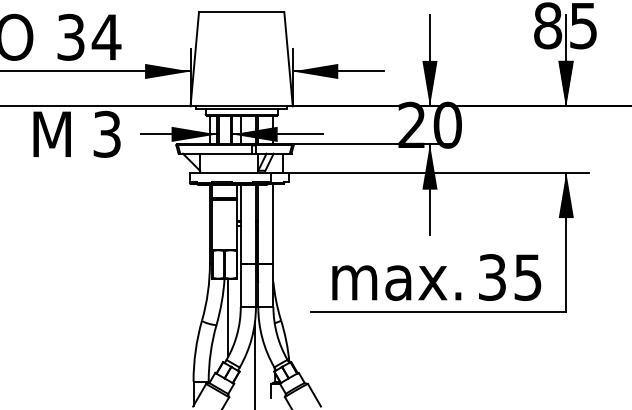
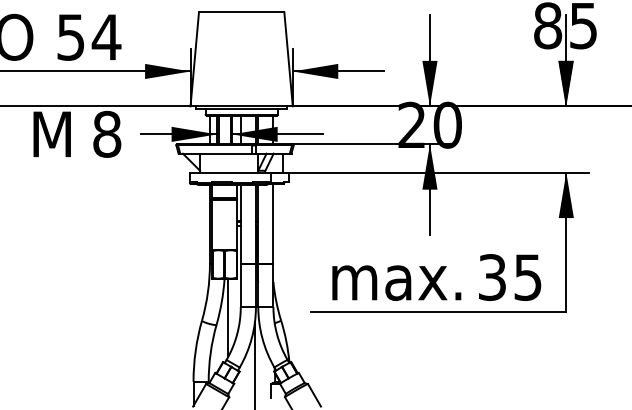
text: 34 -> 54 (71, 36)
text: 3 -> 8 (107, 133)
